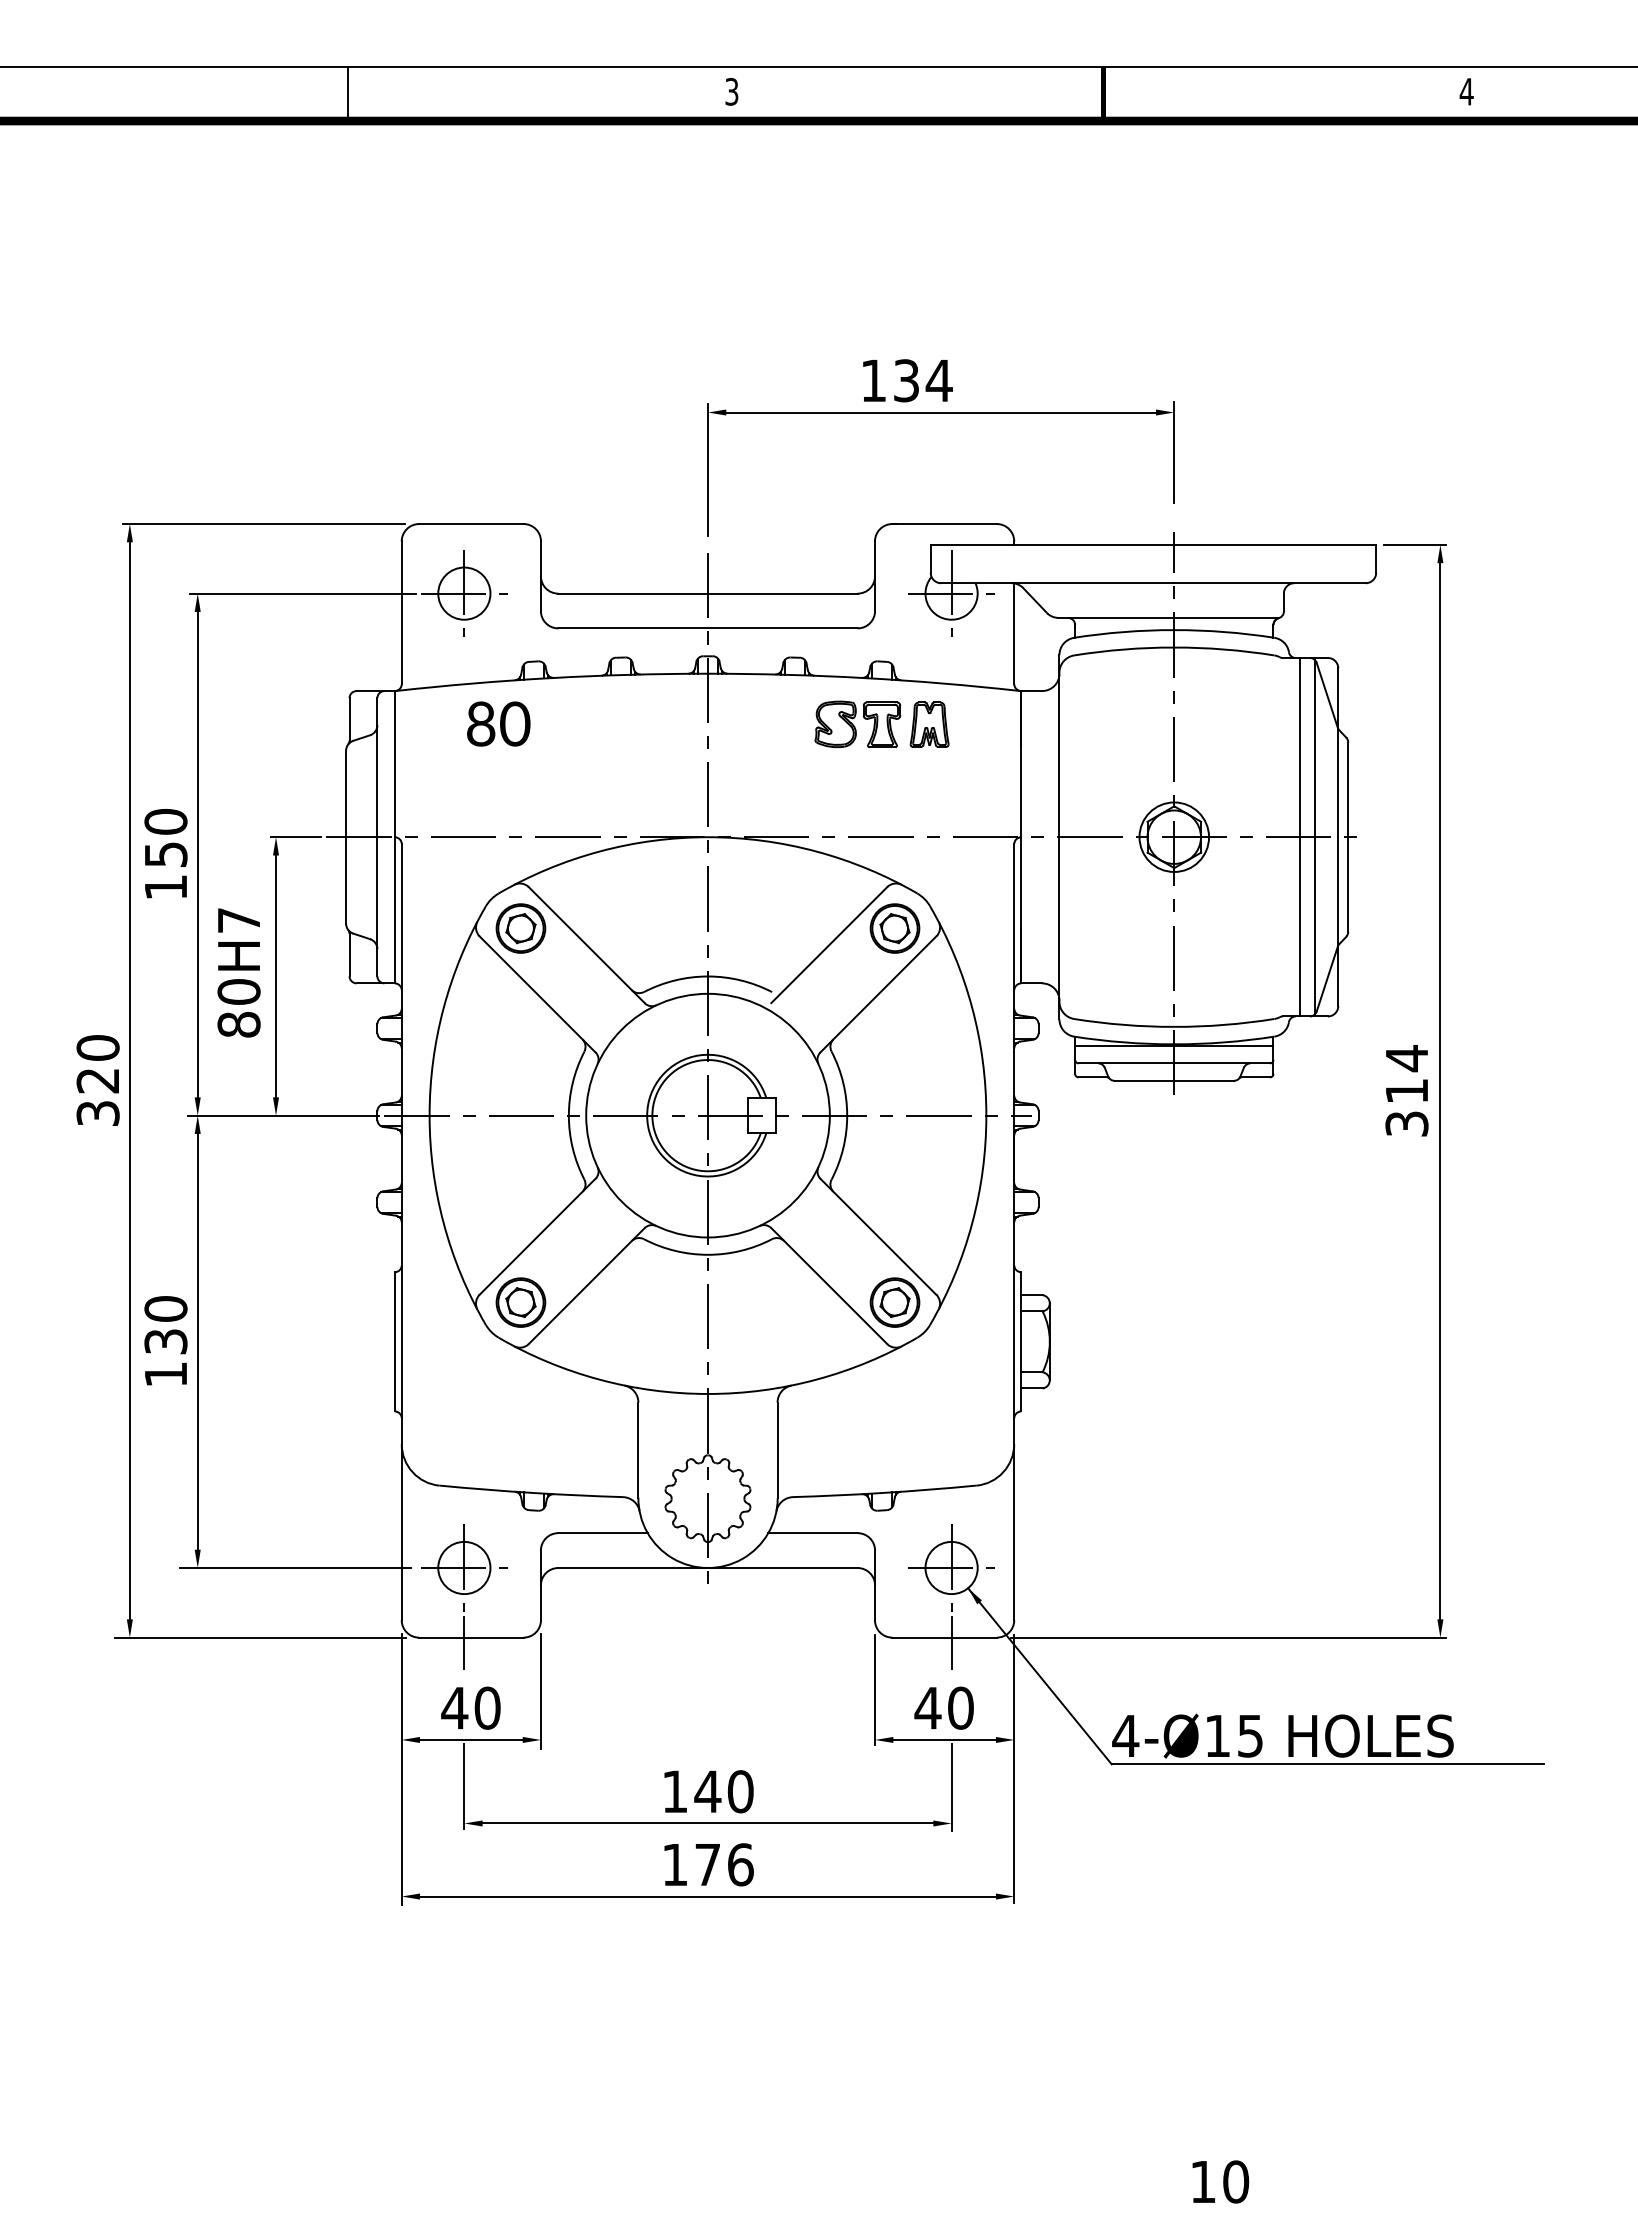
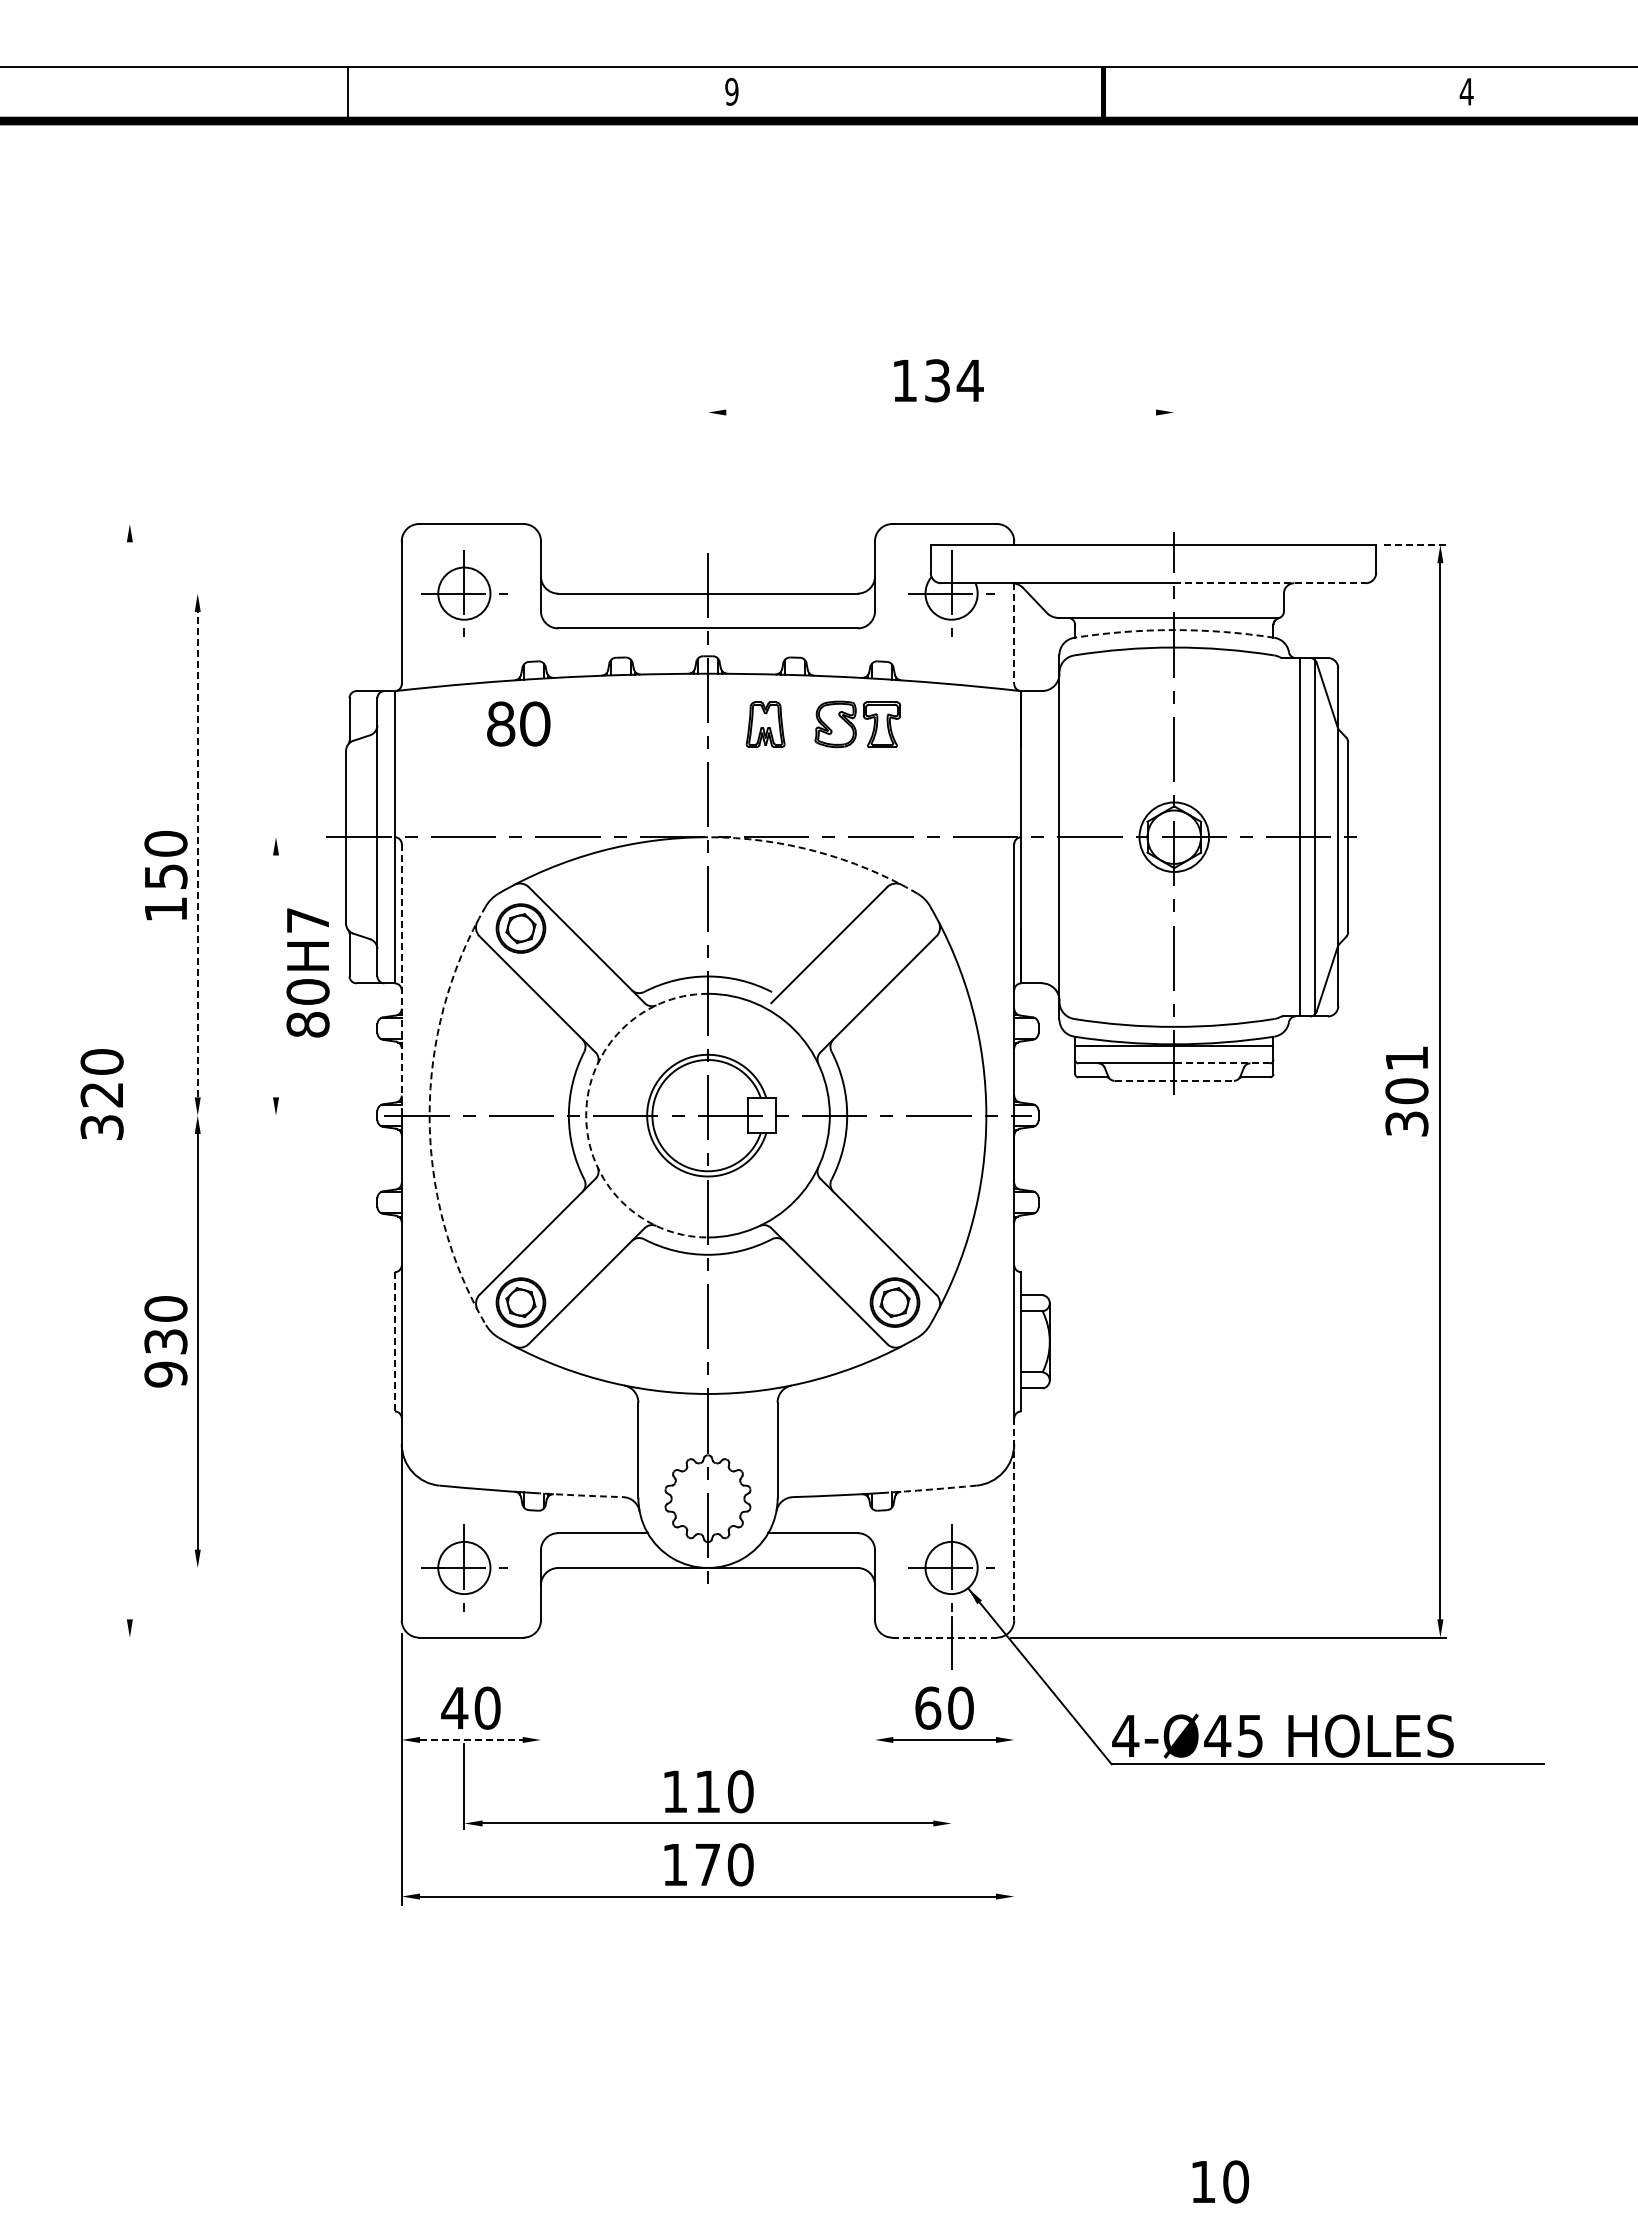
text: 3 -> 9 (731, 91)
text position: (907, 380) -> (938, 380) (938, 380)
line: present -> none (941, 412)
line: present -> none (1174, 451)
line: present -> none (708, 469)
line: present -> none (263, 524)
line: solid -> dashed (1414, 544)
line: solid -> dashed (1270, 583)
line: present -> none (302, 593)
arc: solid -> dashed (1174, 630)
line: solid -> dashed (1014, 634)
text position: (498, 723) -> (518, 723) (518, 723)
part position: (929, 724) -> (765, 724) (765, 724)
line: present -> none (295, 837)
arc: solid -> dashed (816, 851)
text position: (165, 853) -> (165, 875) (165, 875)
line: solid -> dashed (197, 854)
part: present -> none (894, 928)
text position: (238, 972) -> (307, 972) (307, 972)
line: present -> none (276, 976)
line: solid -> dashed (401, 979)
line: solid -> dashed (1222, 1063)
text: 314 -> 301 (1406, 1074)
text position: (97, 1080) -> (101, 1094) (101, 1094)
line: present -> none (129, 1080)
line: solid -> dashed (1174, 1080)
line: present -> none (283, 1115)
arc: solid -> dashed (429, 1115)
arc: solid -> dashed (586, 1115)
line: solid -> dashed (394, 1341)
text: 130 -> 930 (165, 1374)
arc: solid -> dashed (929, 1489)
arc: solid -> dashed (578, 1495)
line: solid -> dashed (1014, 1519)
line: present -> none (295, 1568)
line: present -> none (260, 1637)
line: solid -> dashed (945, 1637)
line: present -> none (464, 1642)
line: present -> none (875, 1689)
line: present -> none (541, 1690)
text: 40 -> 60 (927, 1707)
text: 4-Ø15 -> 4-Ø45 (1217, 1735)
line: solid -> dashed (471, 1739)
line: present -> none (1014, 1768)
line: present -> none (951, 1787)
text: 140 -> 110 (707, 1791)
text: 176 -> 170 (740, 1864)
